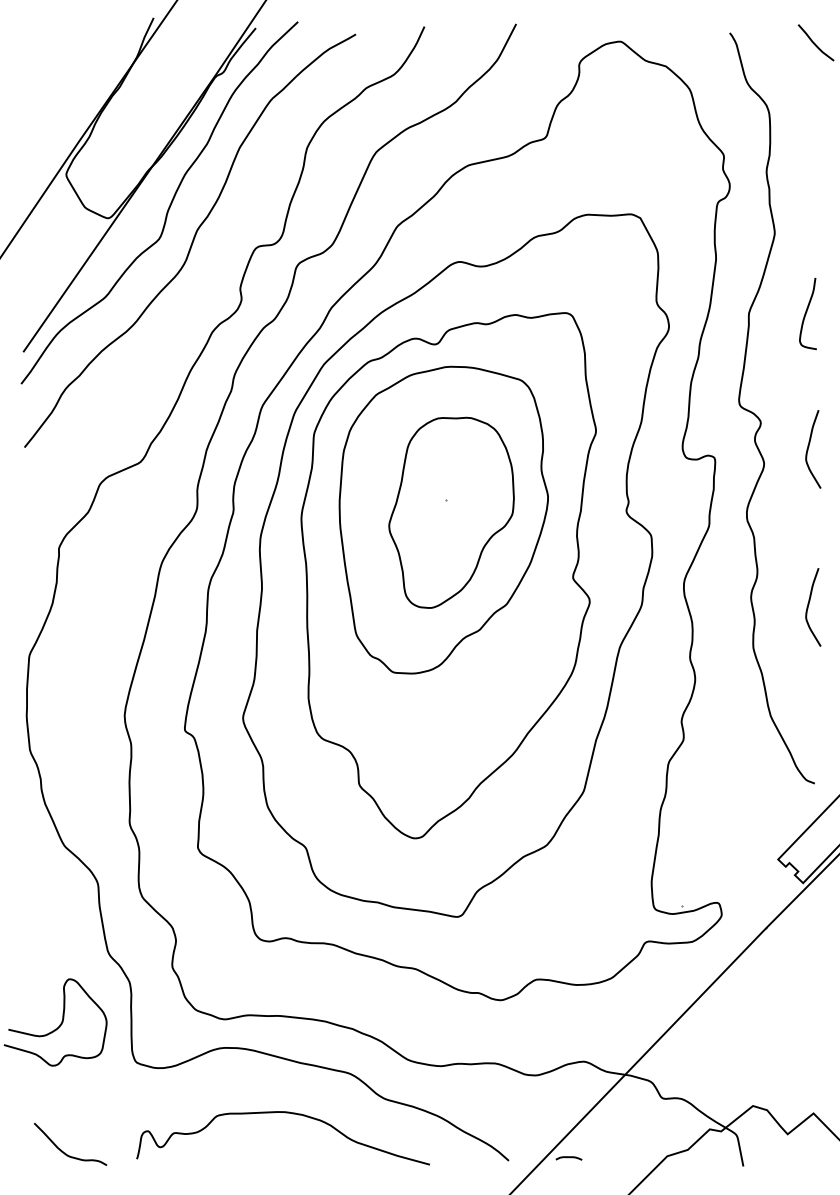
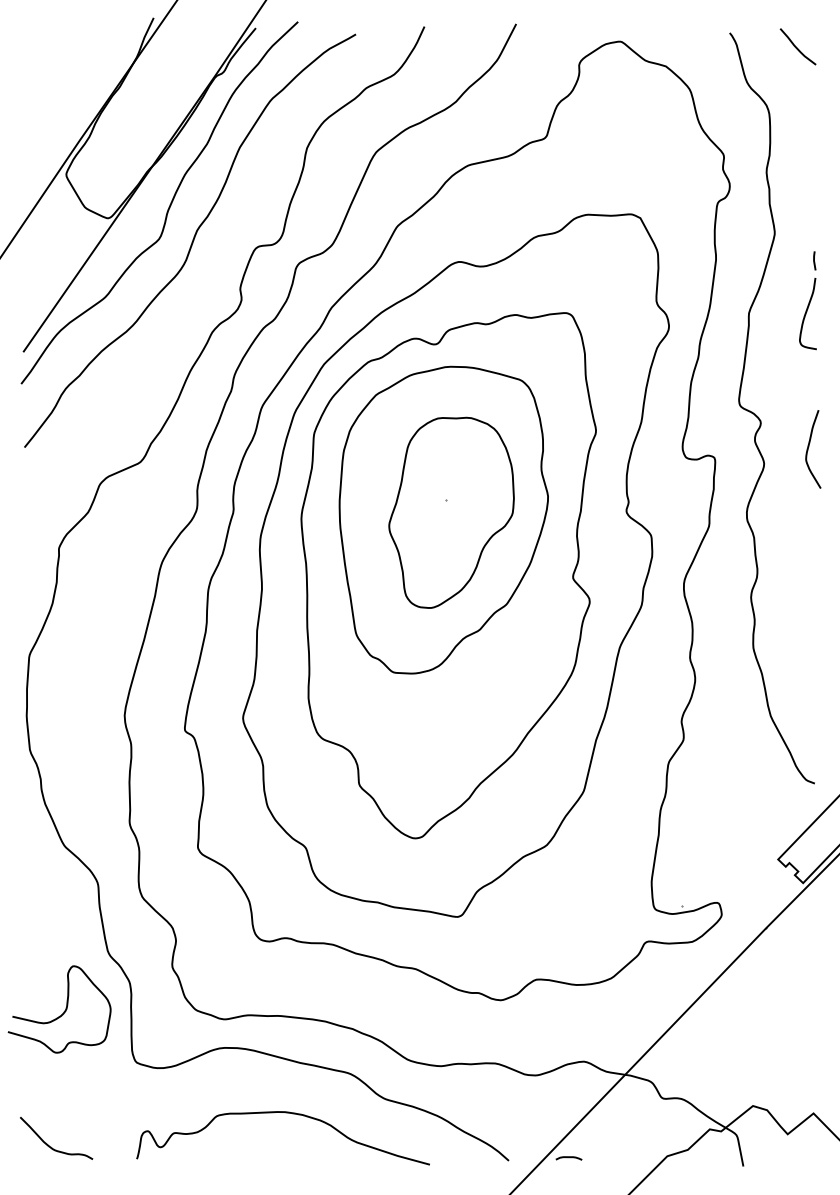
curve position: (814, 42) -> (796, 46) (796, 46)
line: none -> present (814, 260)
curve: present -> none (809, 605)
curve position: (59, 1024) -> (63, 1011) (63, 1011)
curve position: (65, 1152) -> (51, 1146) (51, 1146)
